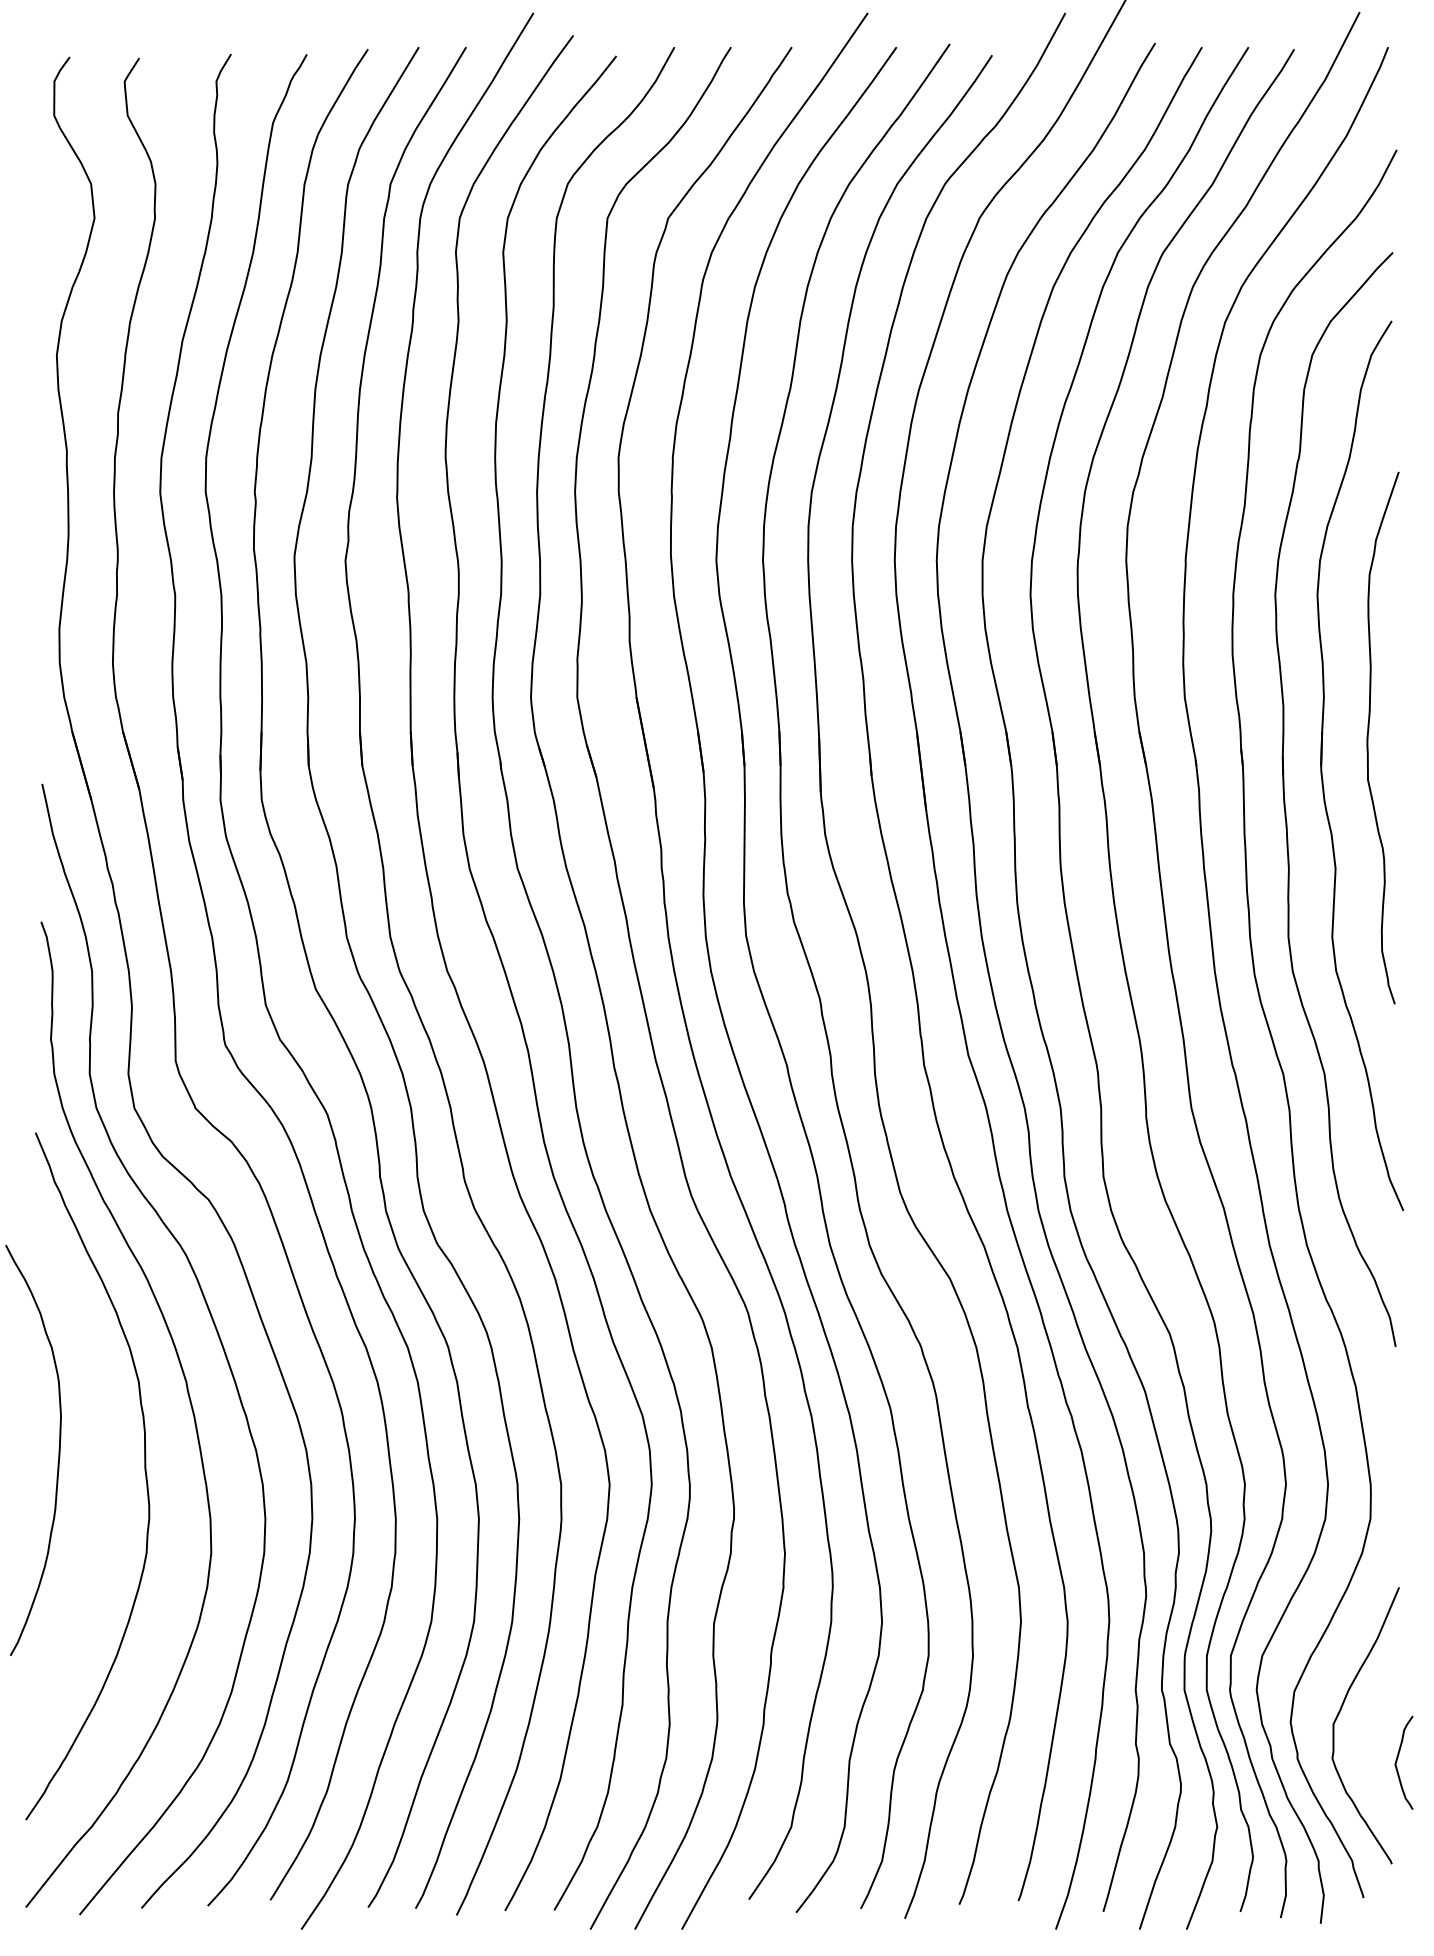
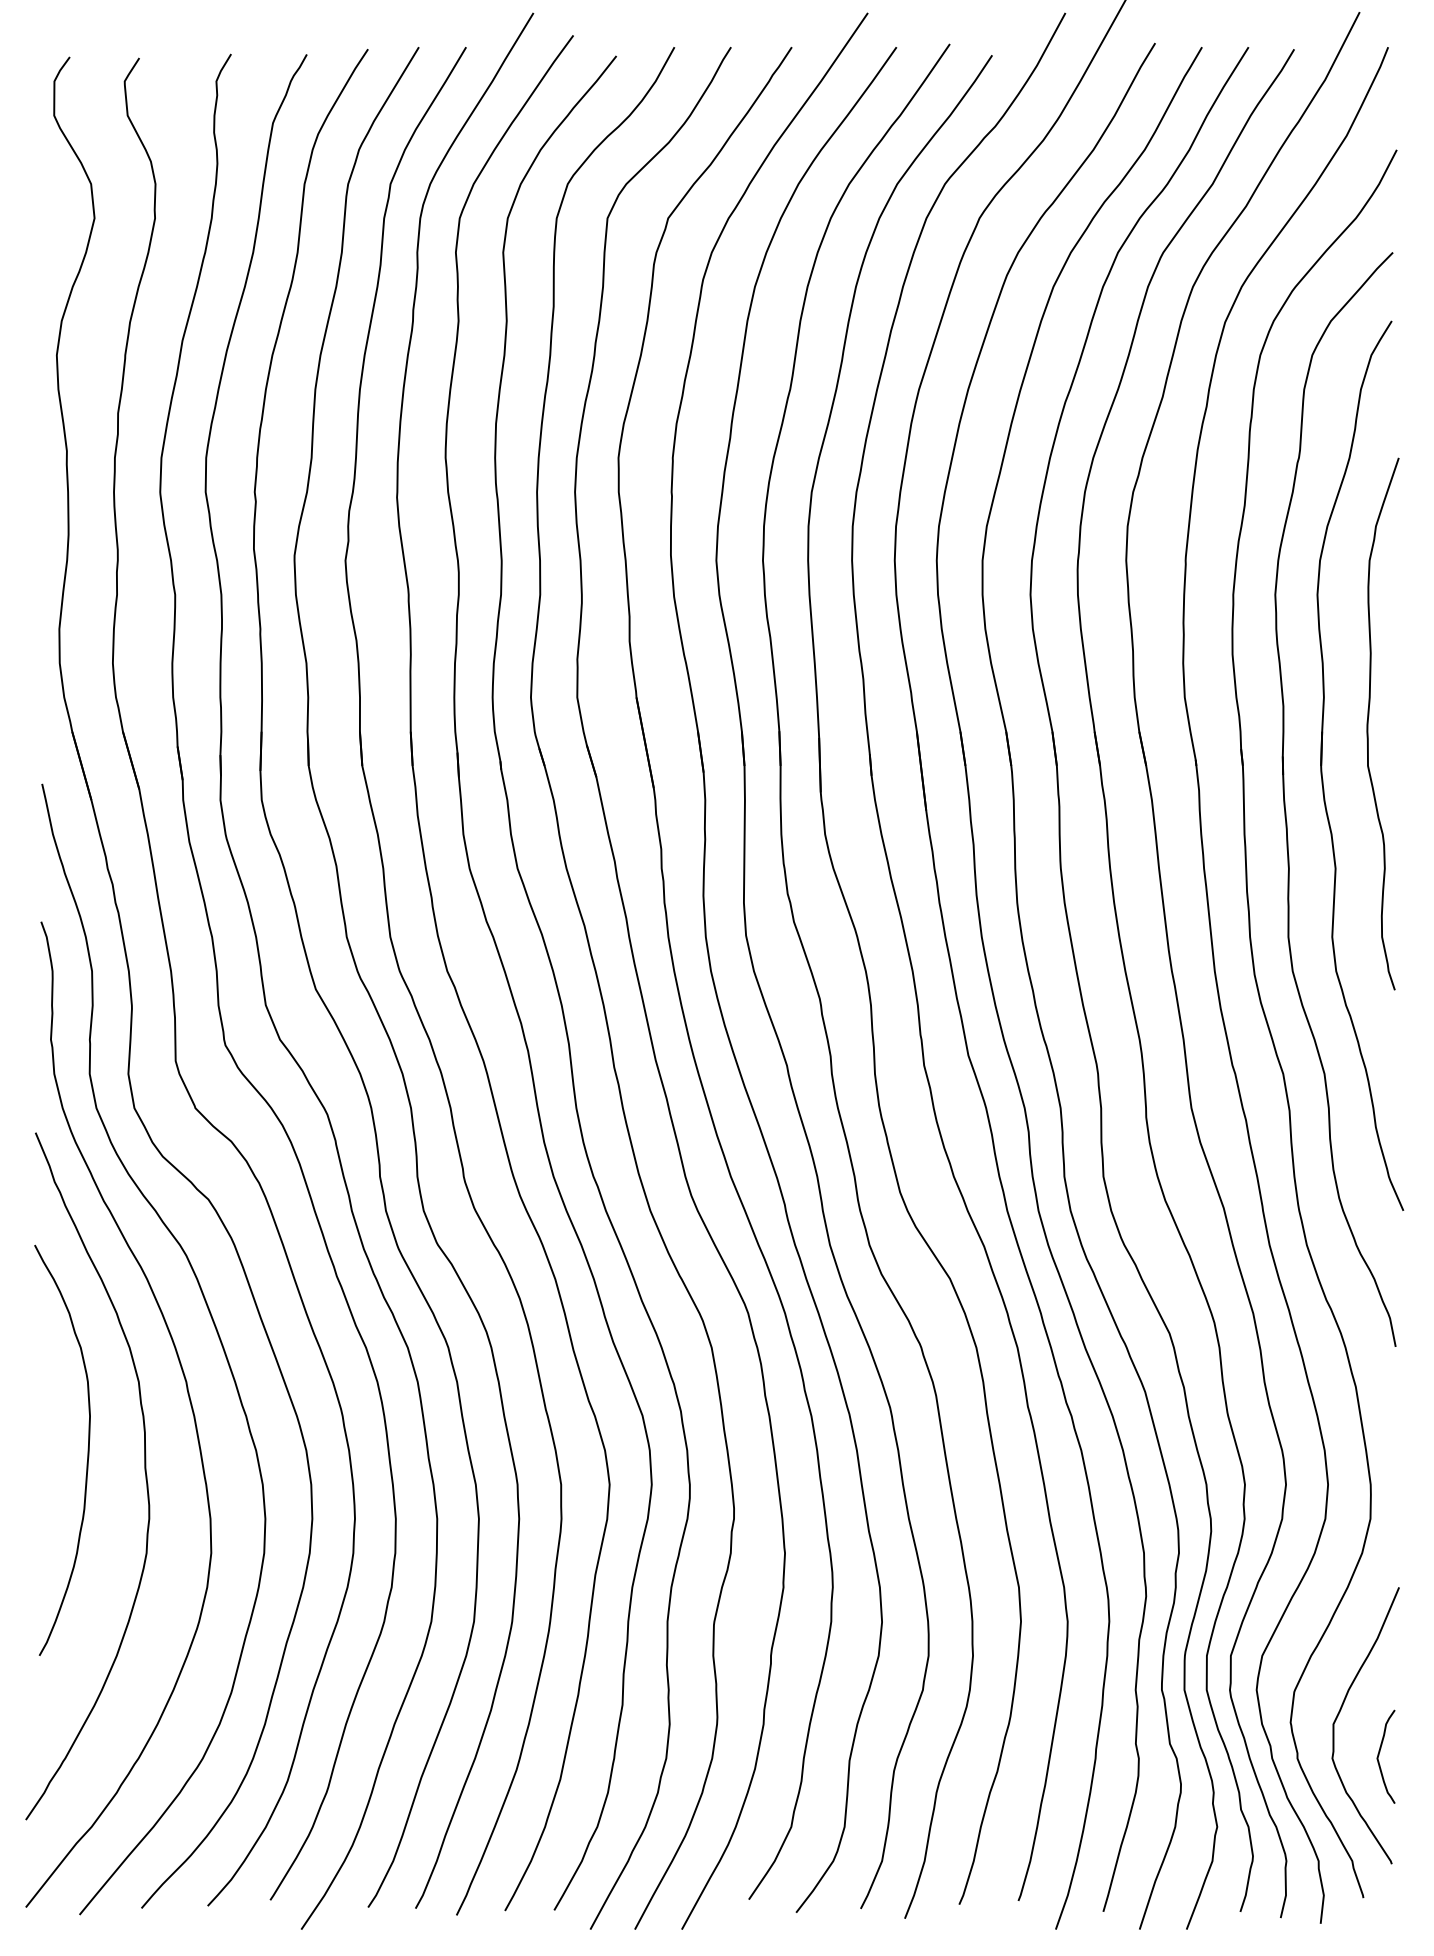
curve position: (1368, 737) -> (1368, 723) (1368, 723)
curve position: (58, 1449) -> (87, 1449) (87, 1449)
curve position: (1397, 1761) -> (1379, 1755) (1379, 1755)
